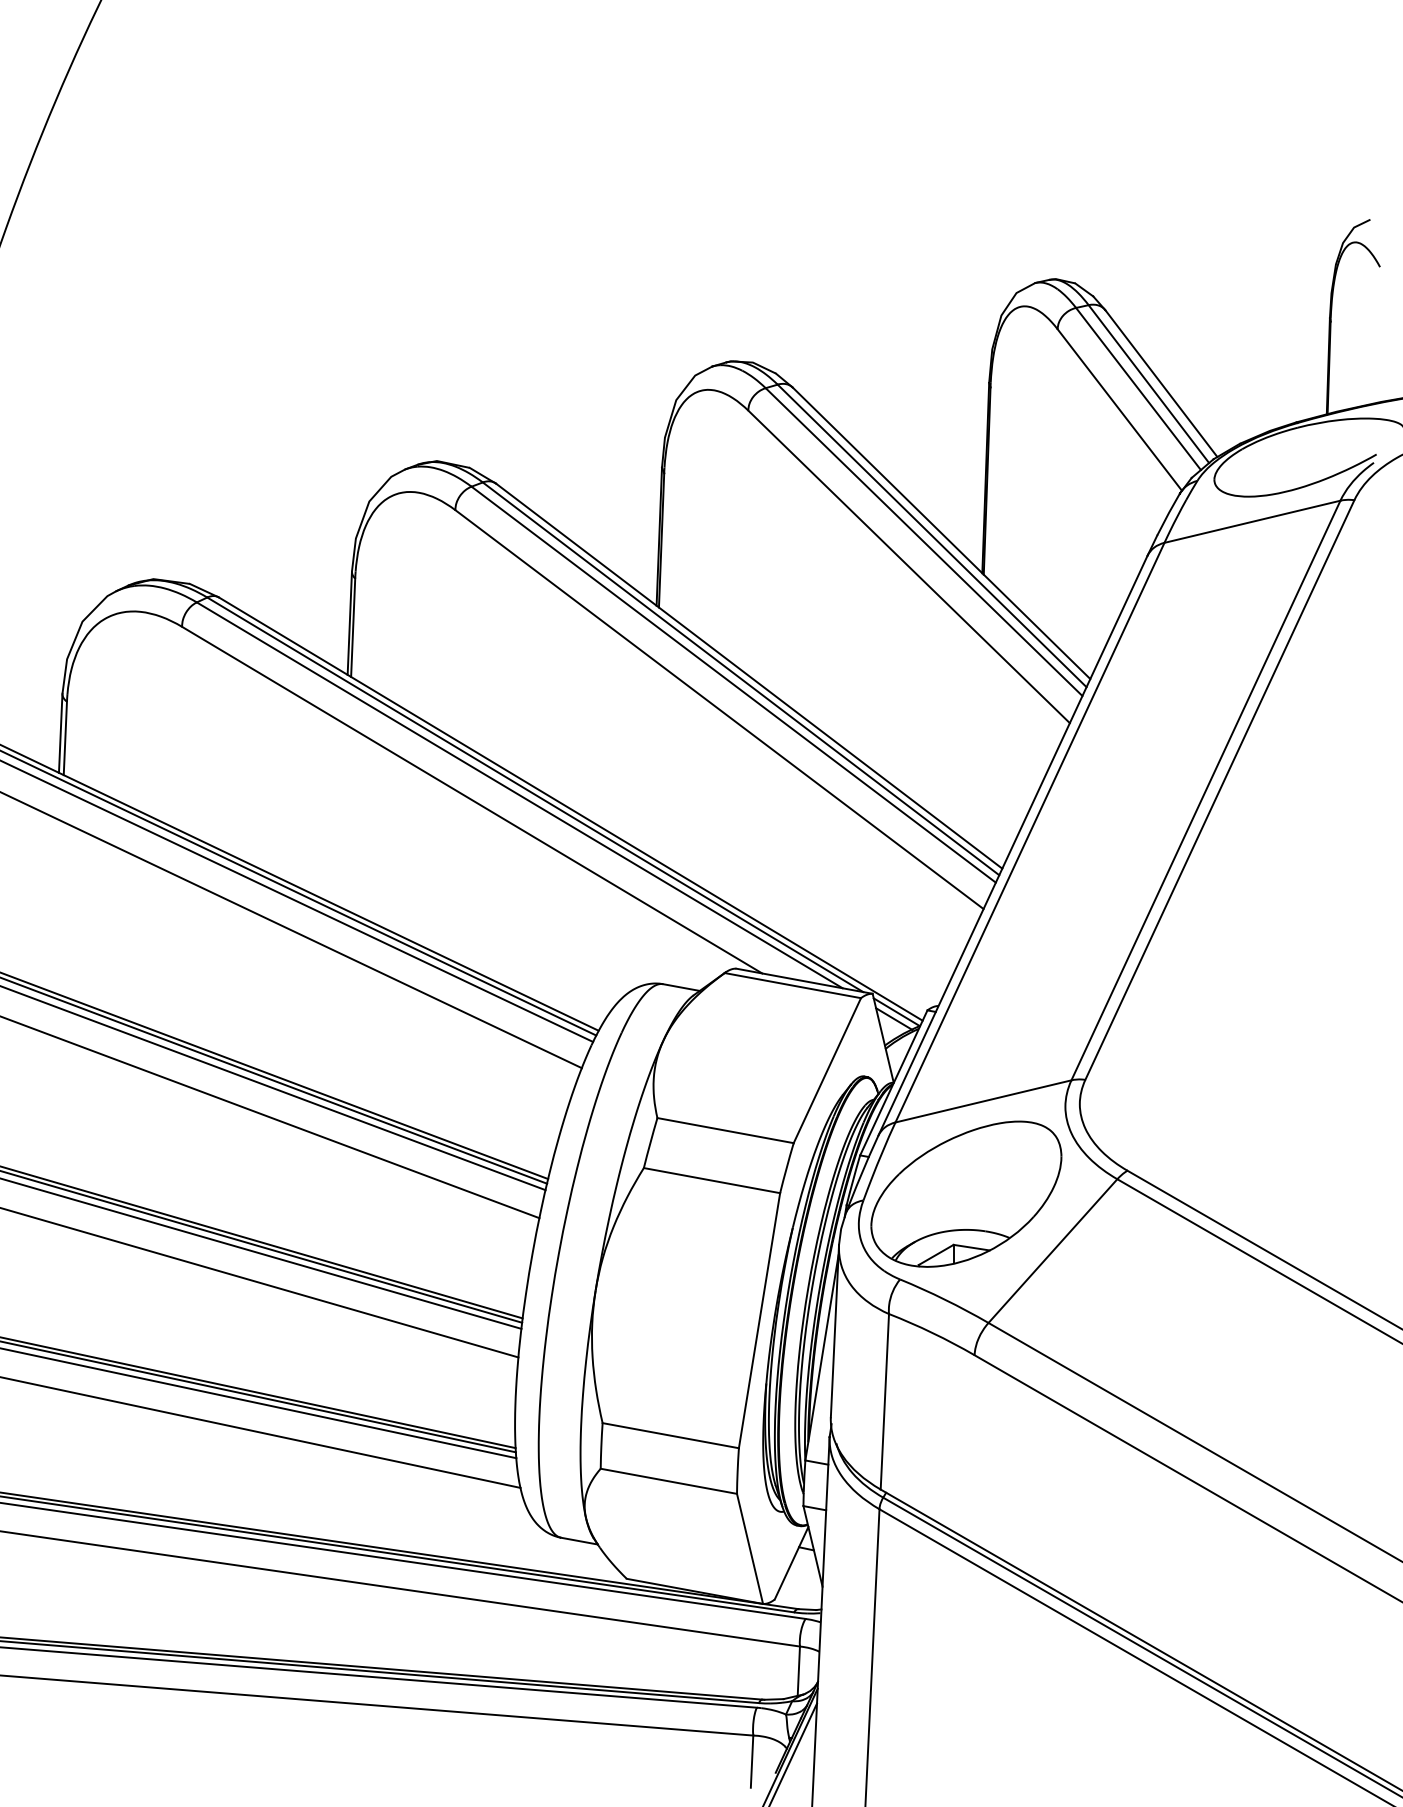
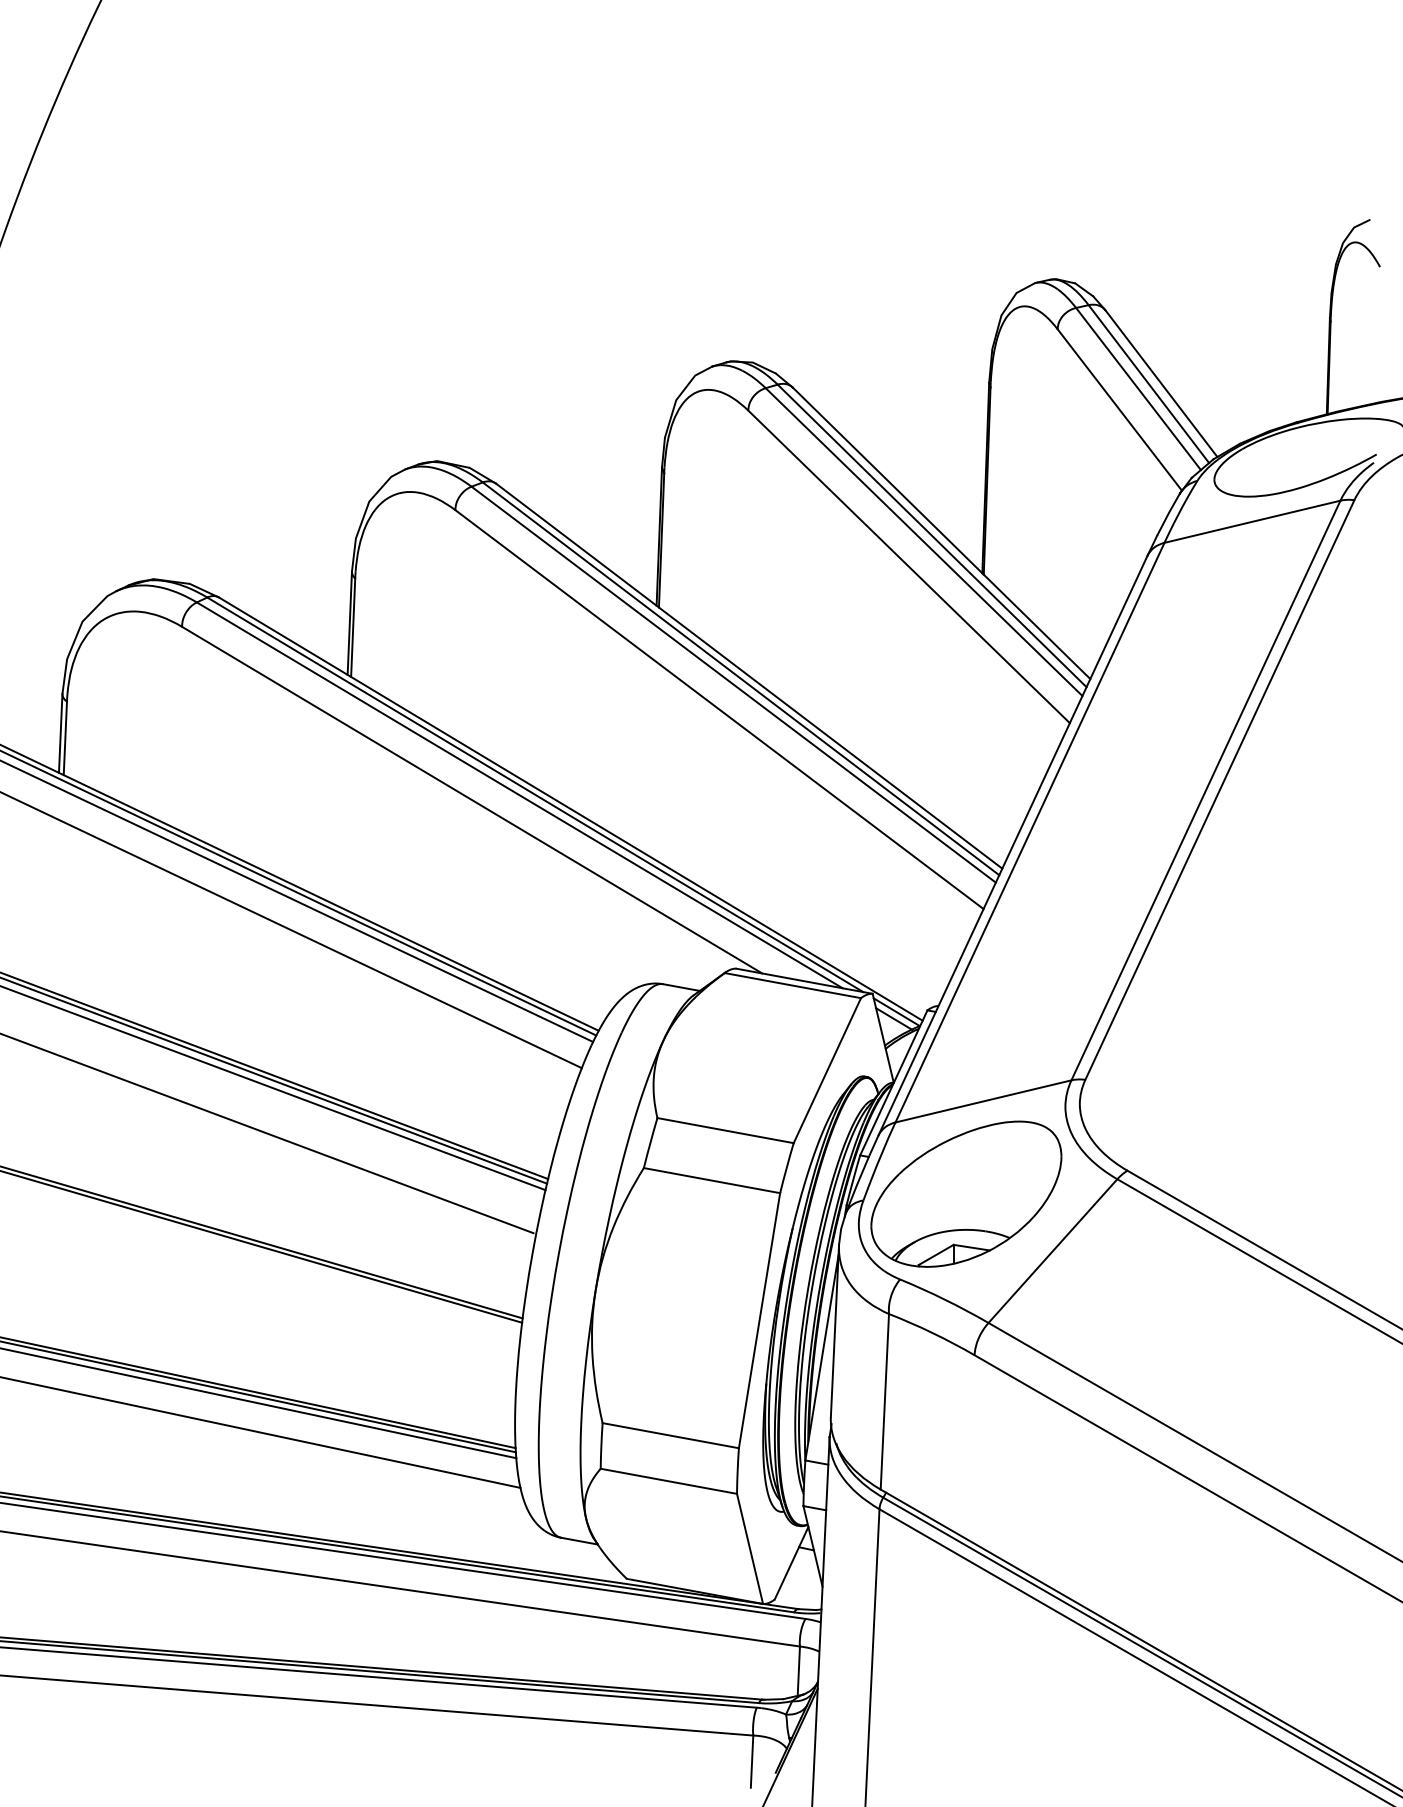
line position: (270, 1117) -> (267, 1133) (267, 1133)
line: present -> none (261, 1253)
line: present -> none (260, 1282)
line: present -> none (793, 1753)
